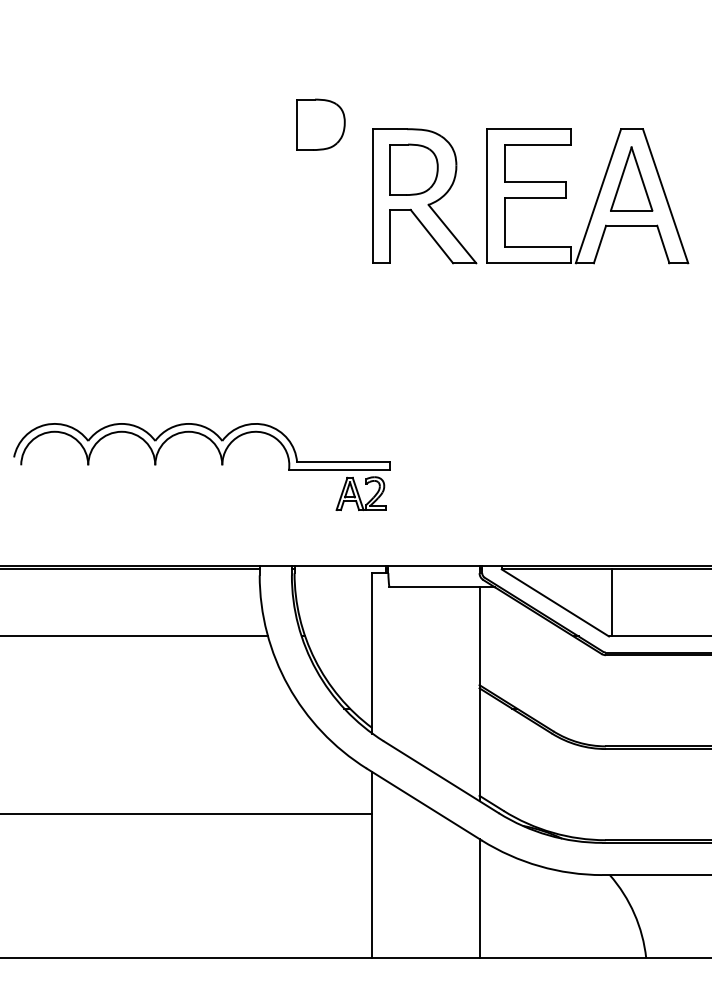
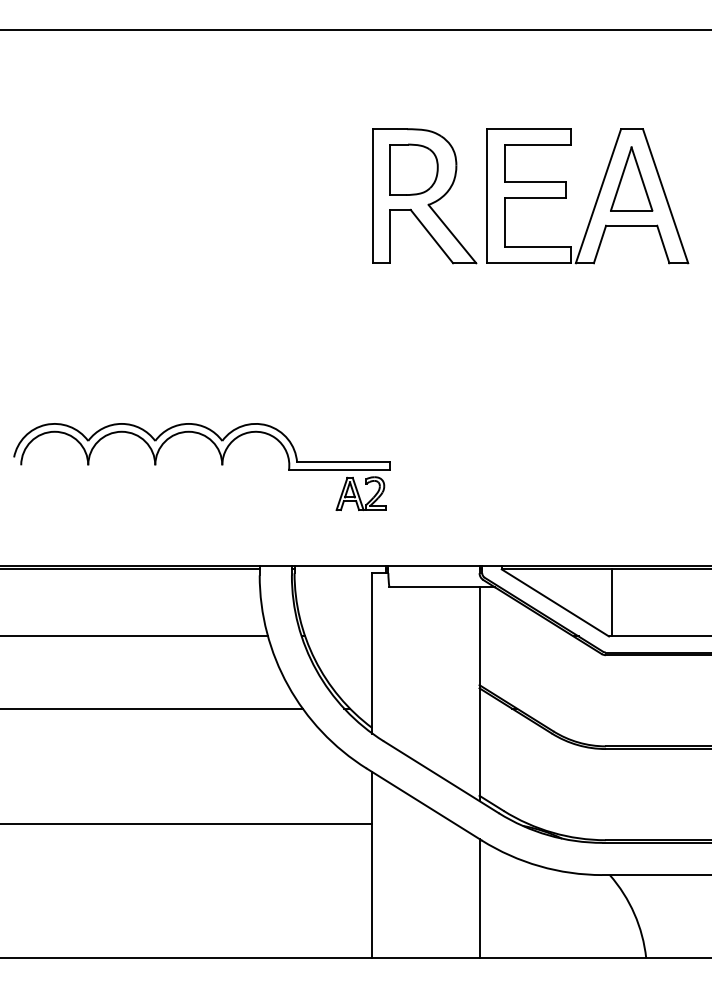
line: none -> present (355, 29)
part: present -> none (320, 124)
line: none -> present (152, 708)
line position: (187, 813) -> (187, 823) (187, 823)
